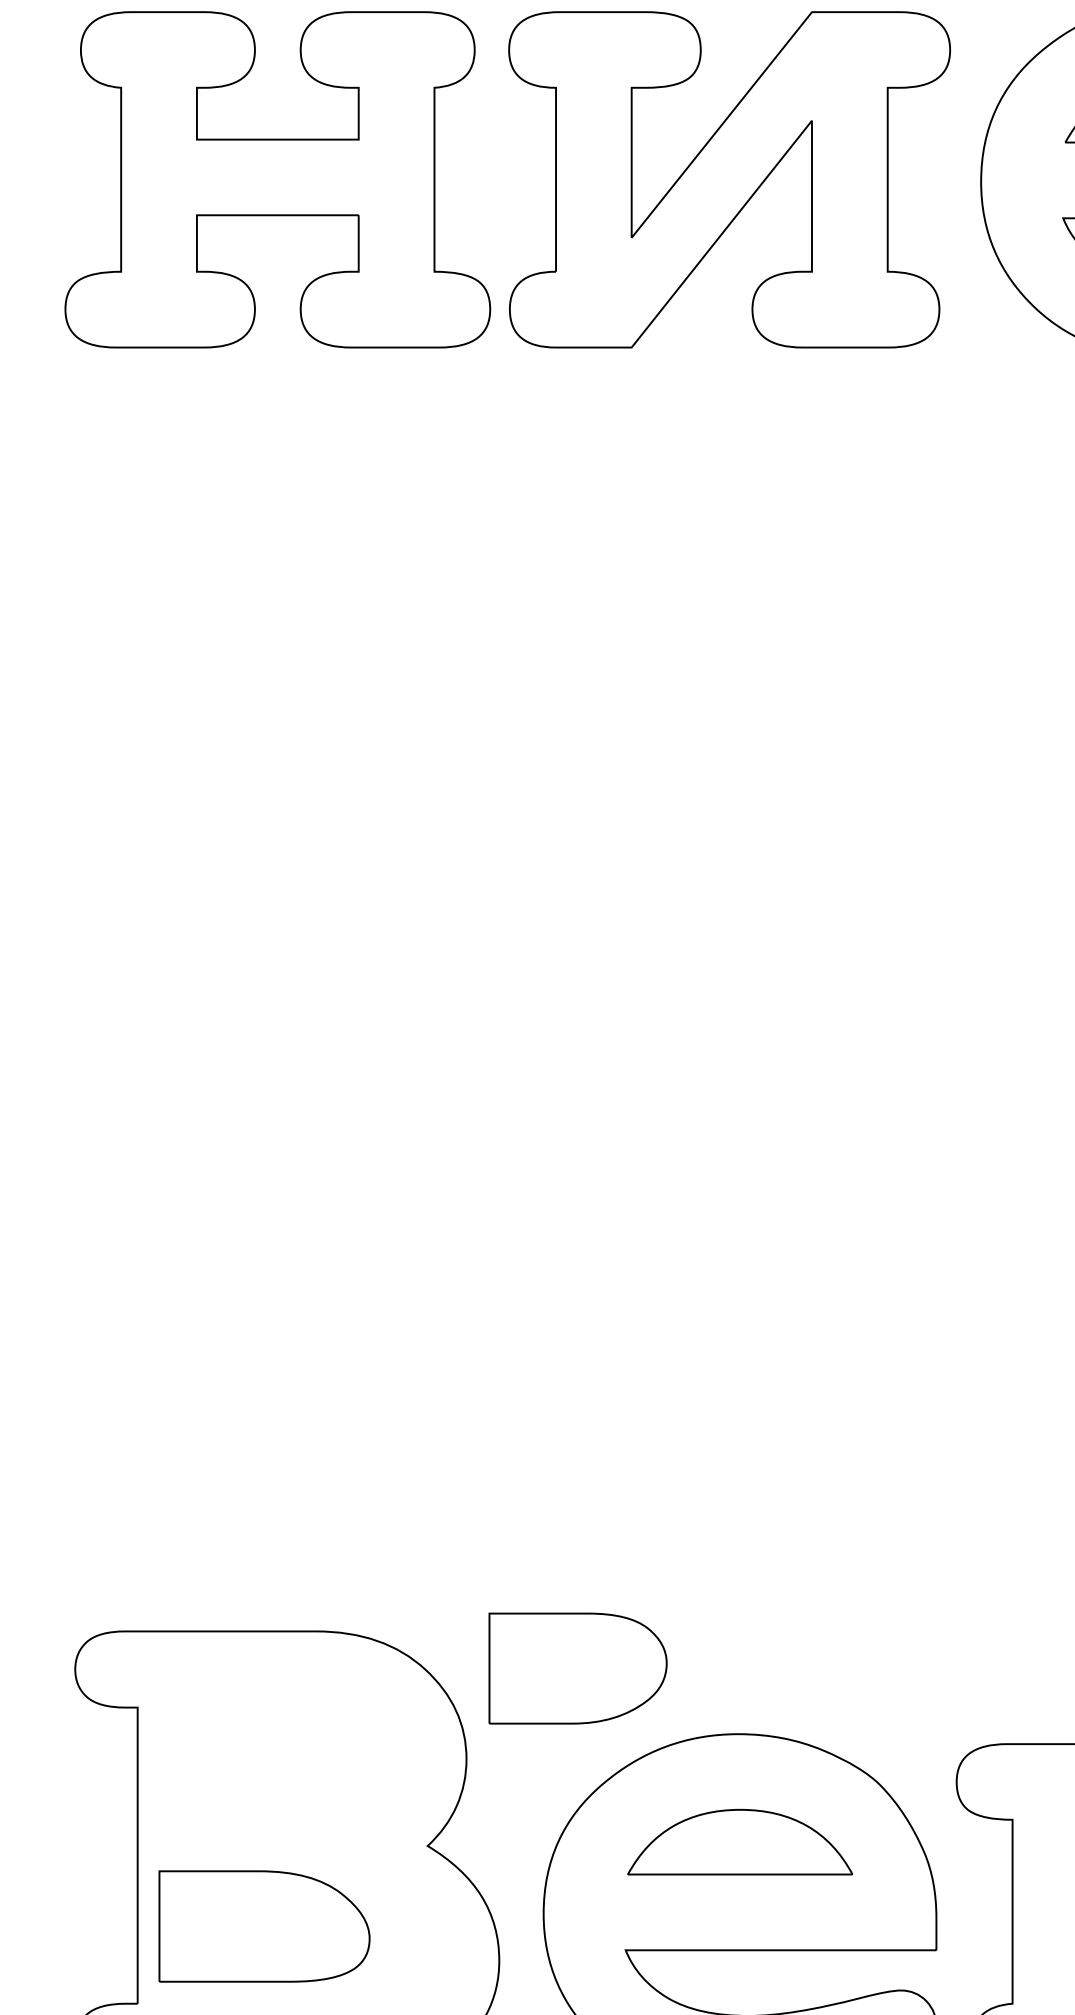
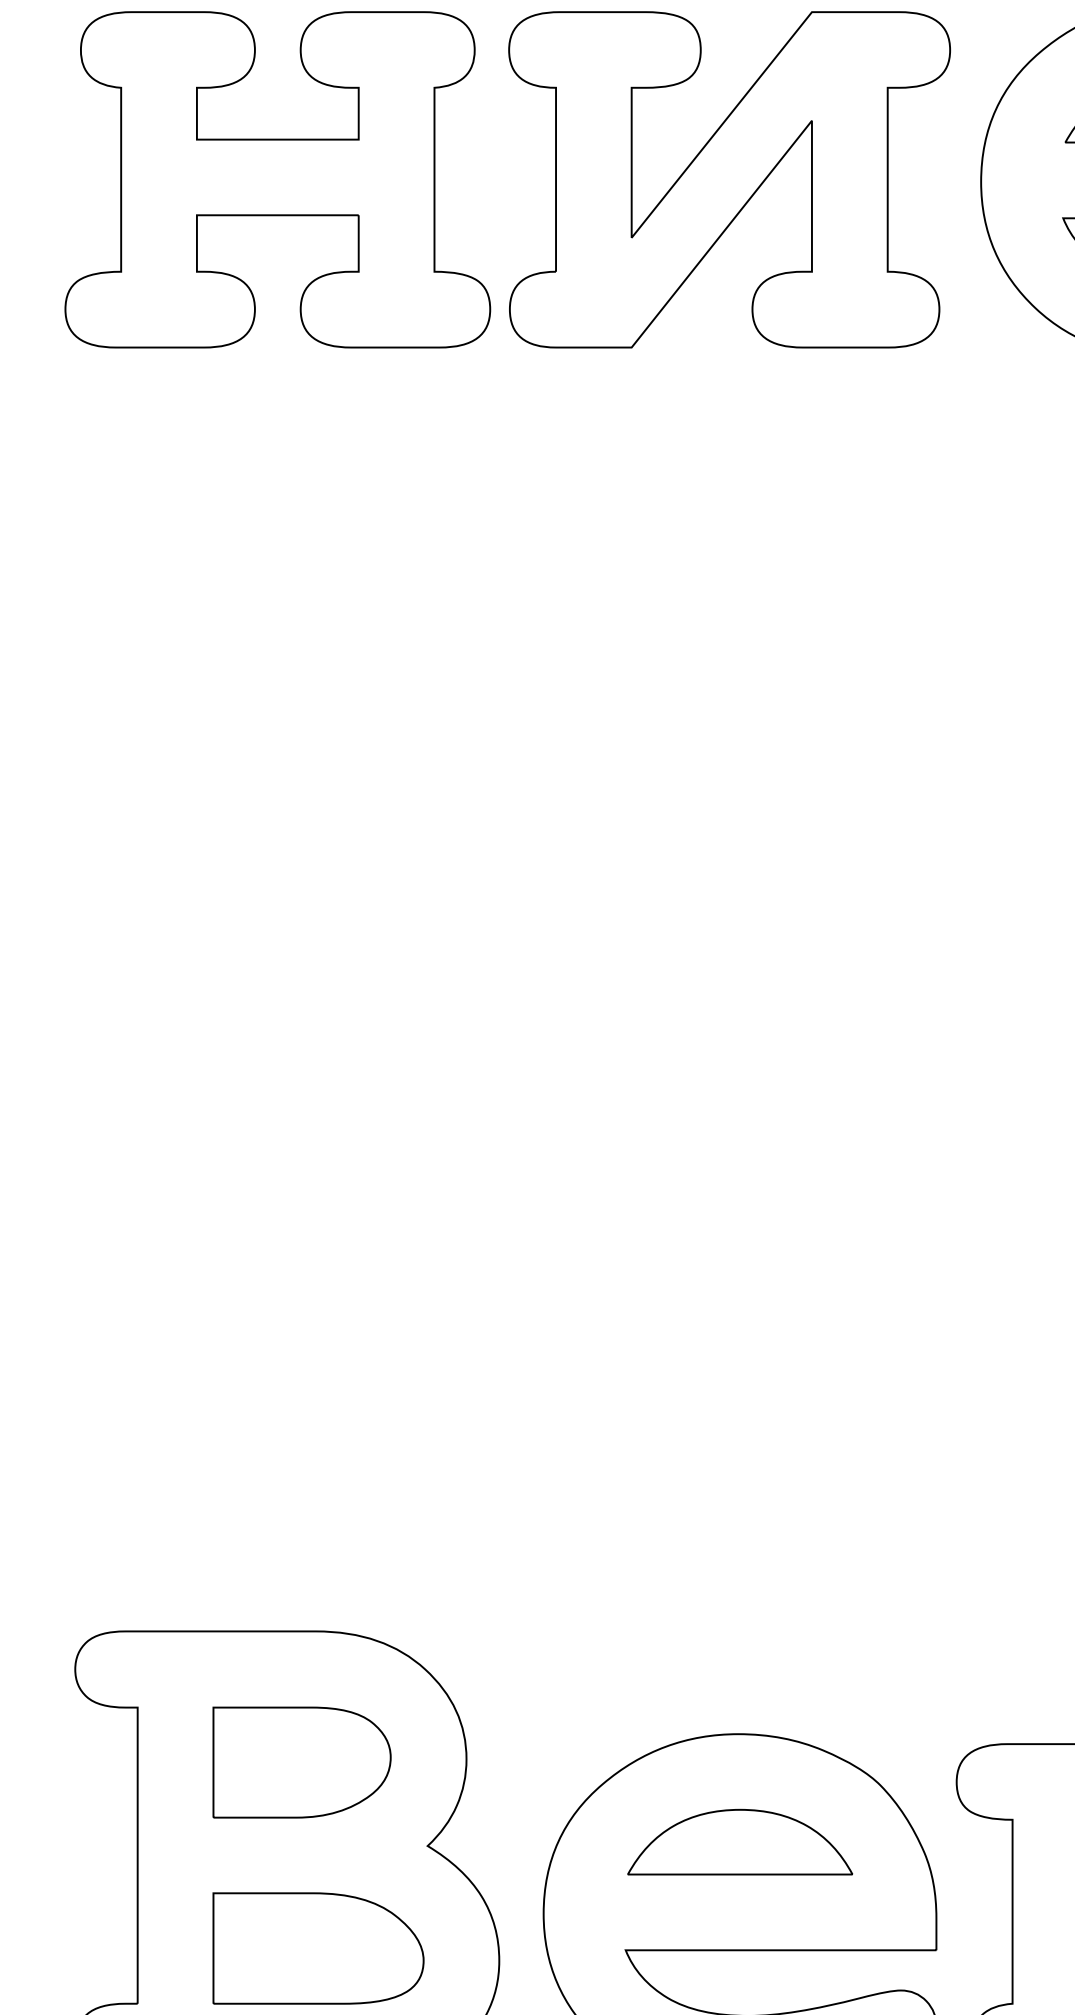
part position: (577, 1668) -> (301, 1762) (301, 1762)
part position: (264, 1926) -> (318, 1948) (318, 1948)
